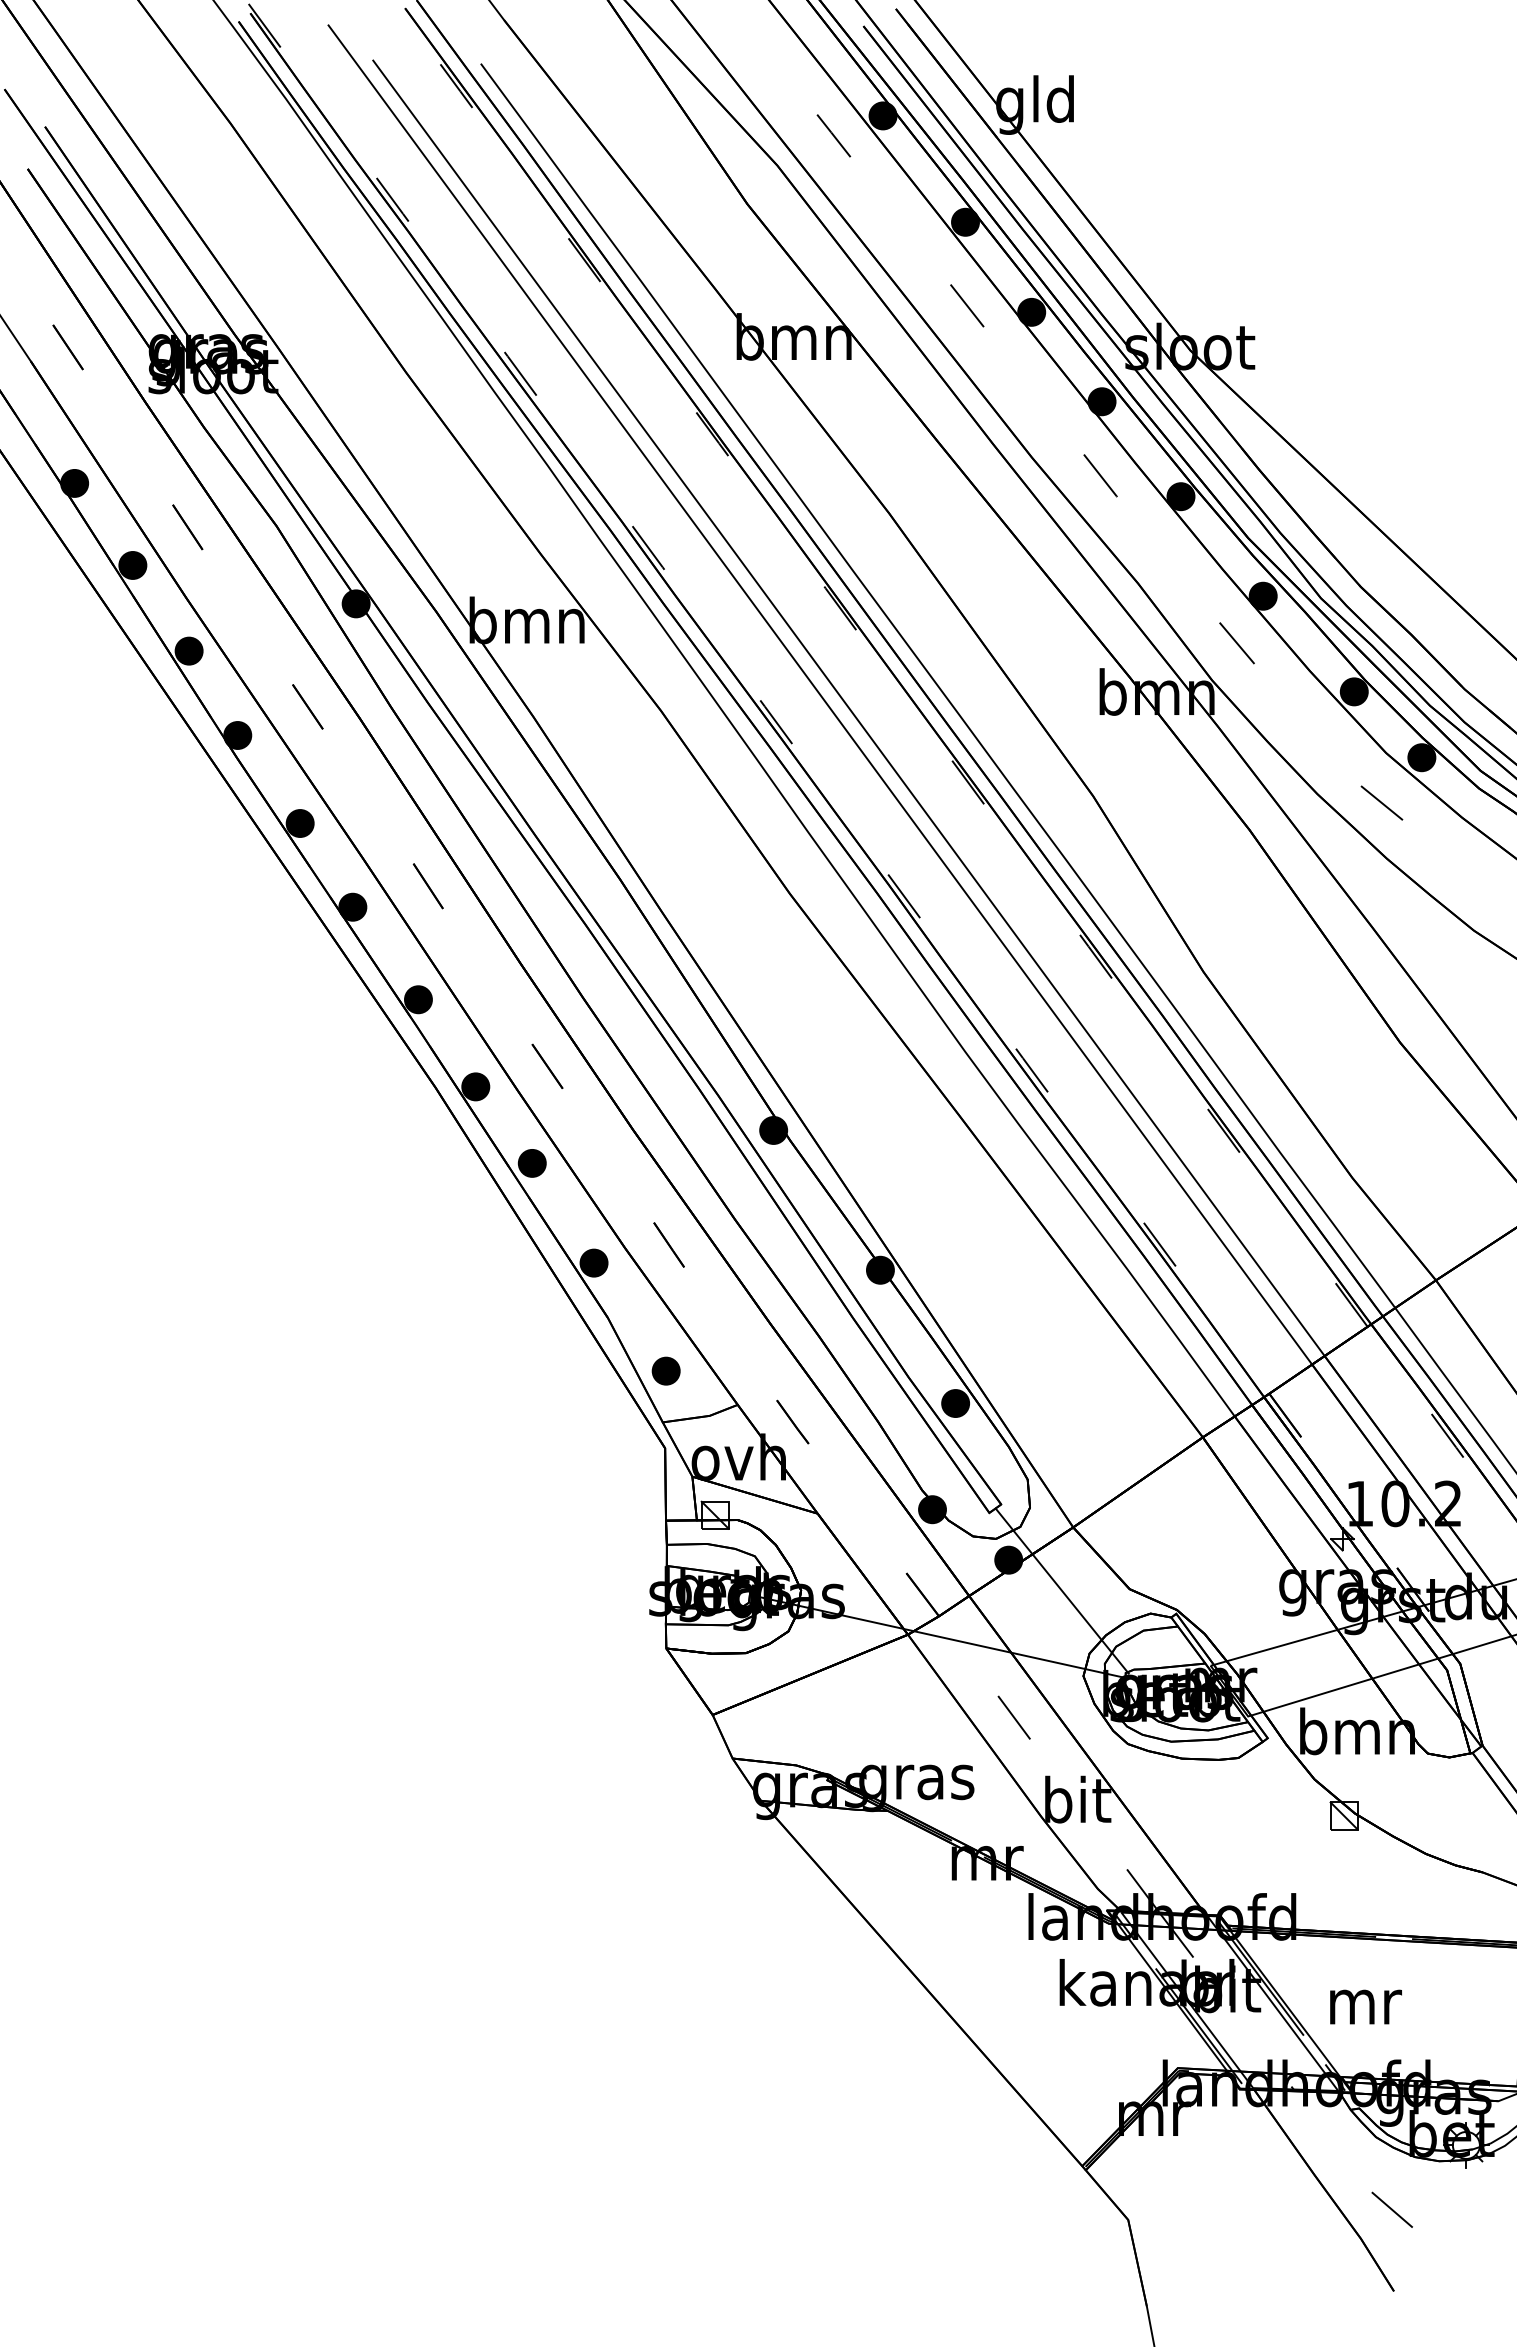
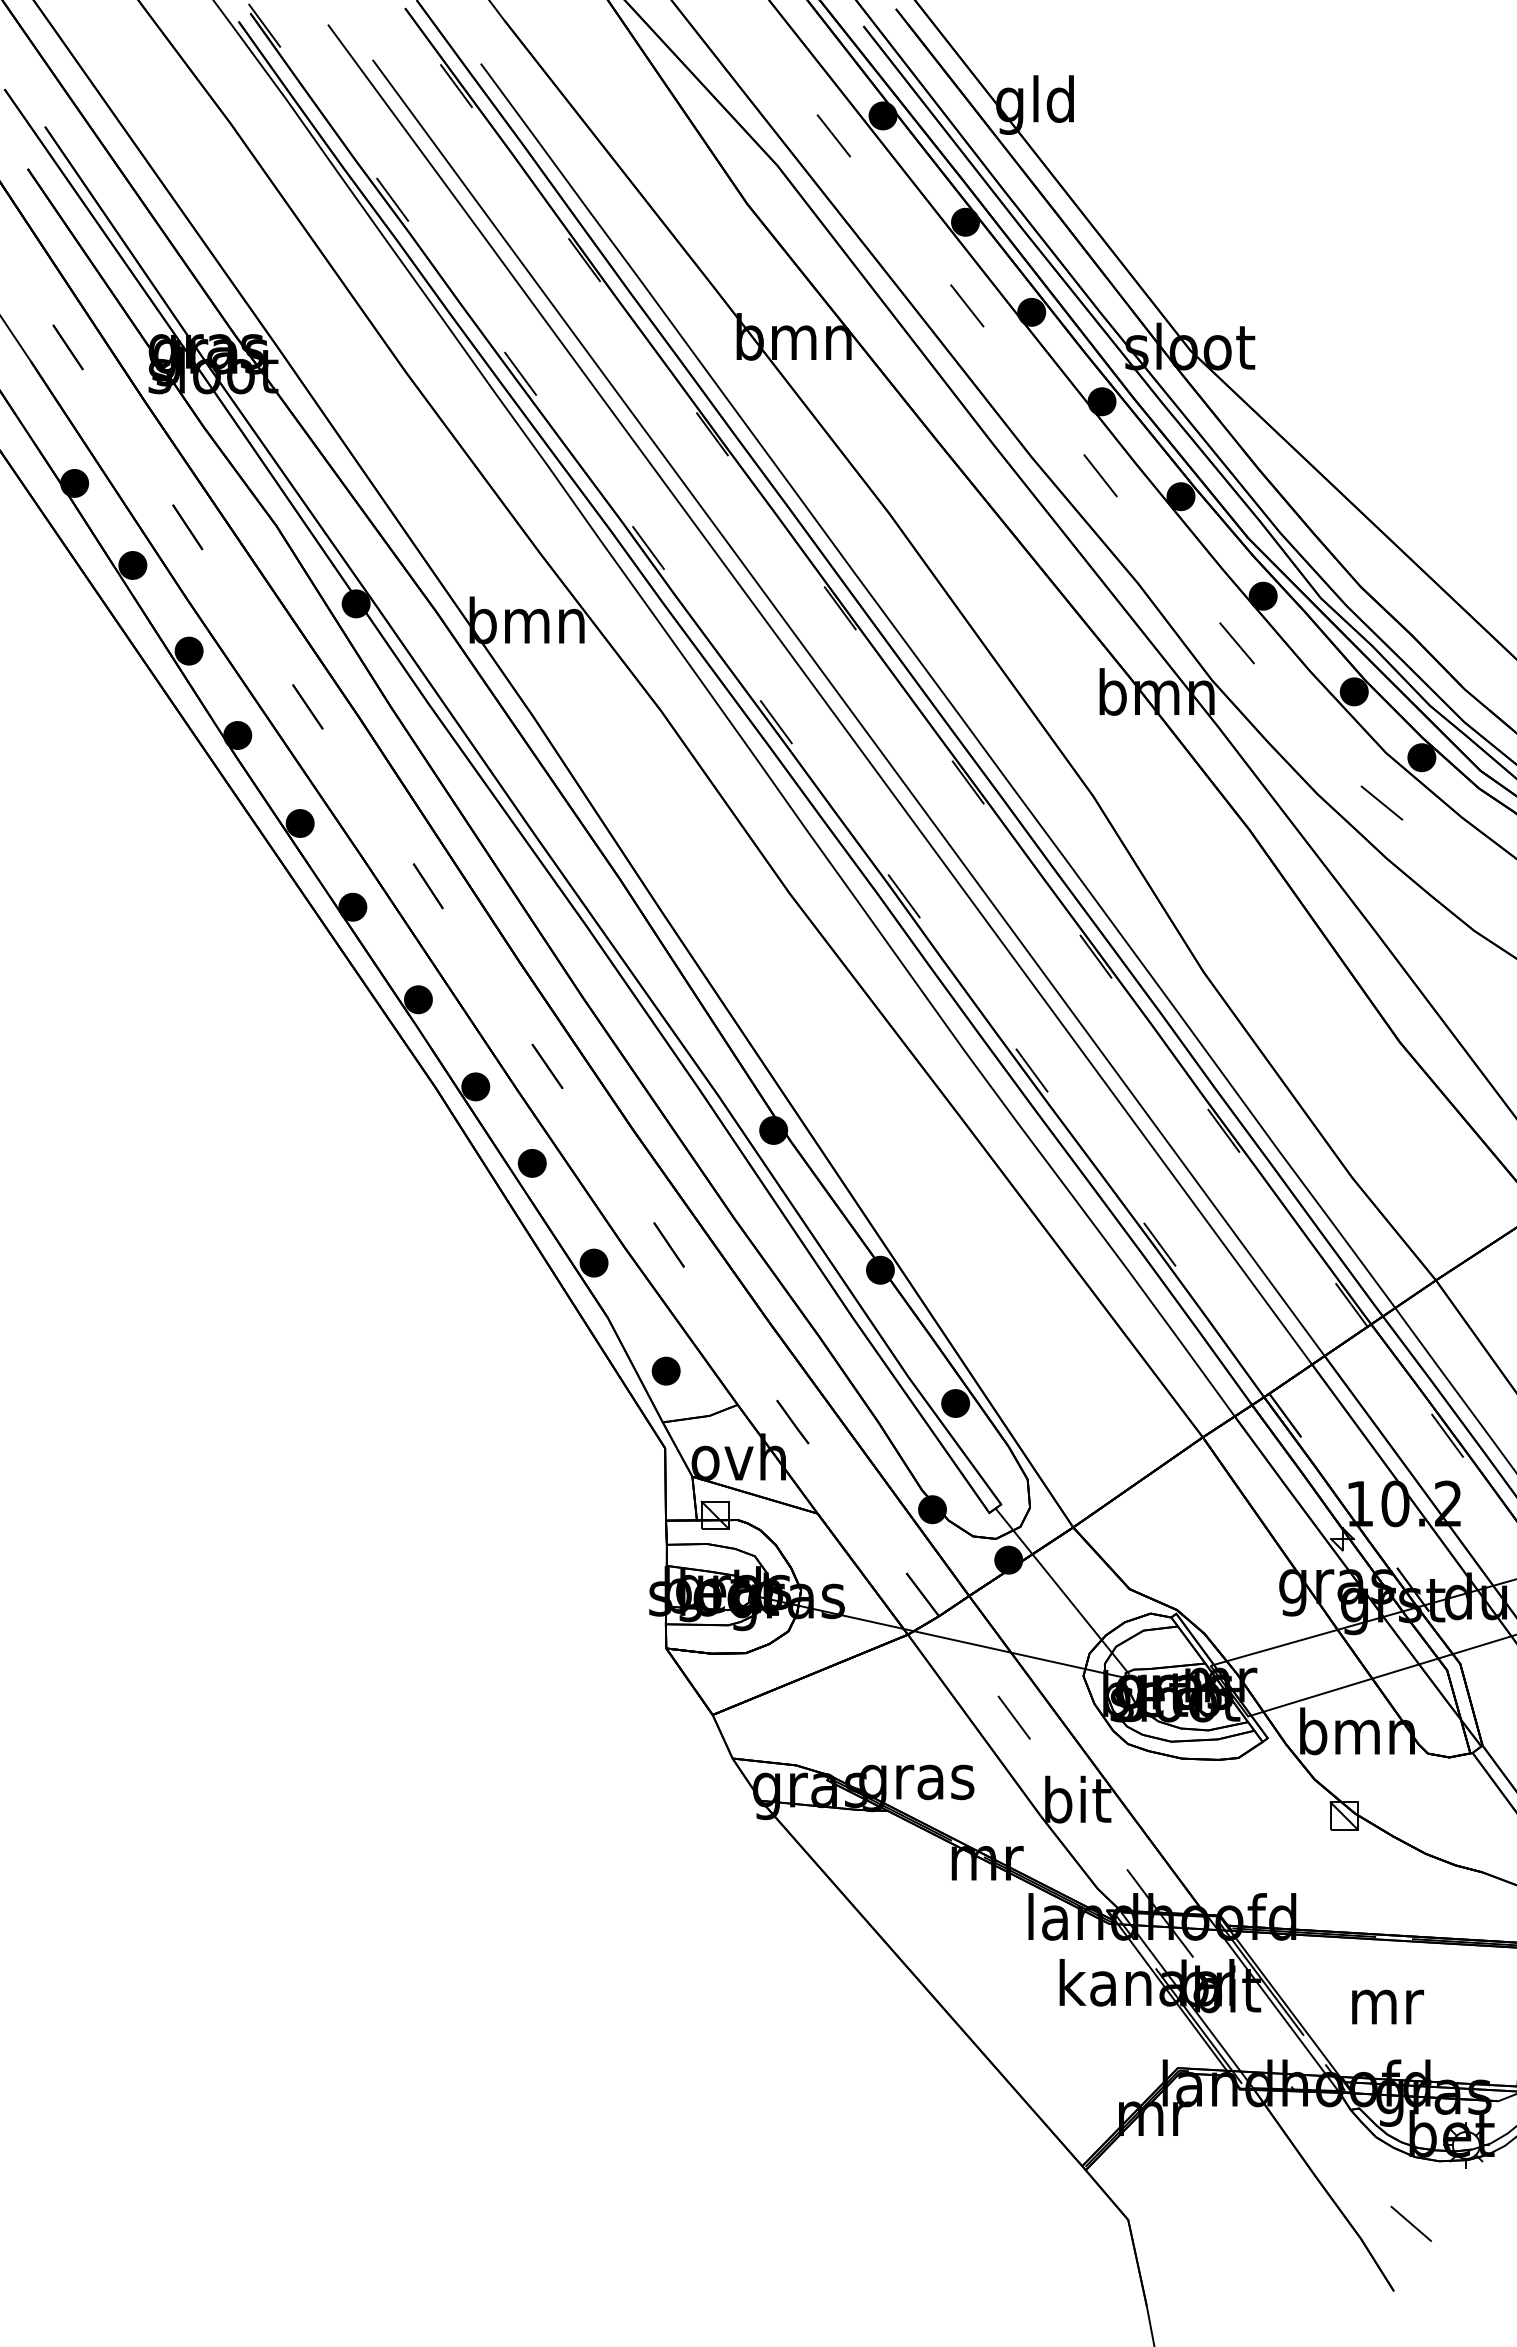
text position: (1365, 2006) -> (1387, 2006) (1387, 2006)
line position: (1391, 2209) -> (1410, 2223) (1410, 2223)
